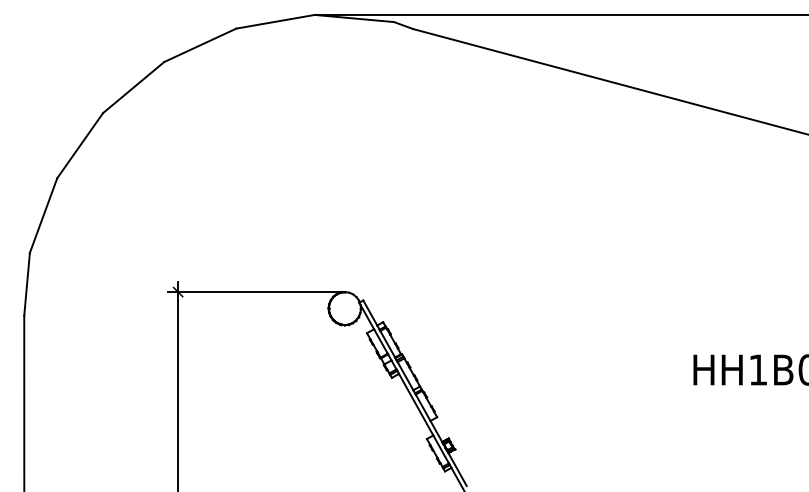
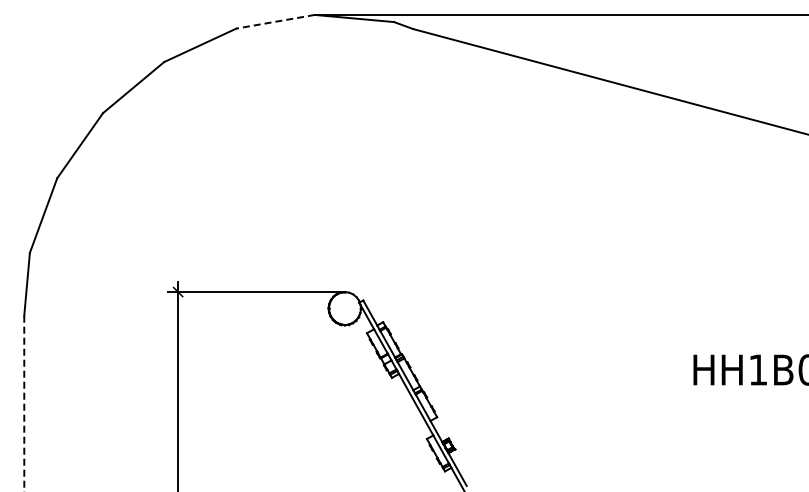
line: solid -> dashed (275, 21)
line: solid -> dashed (24, 403)
